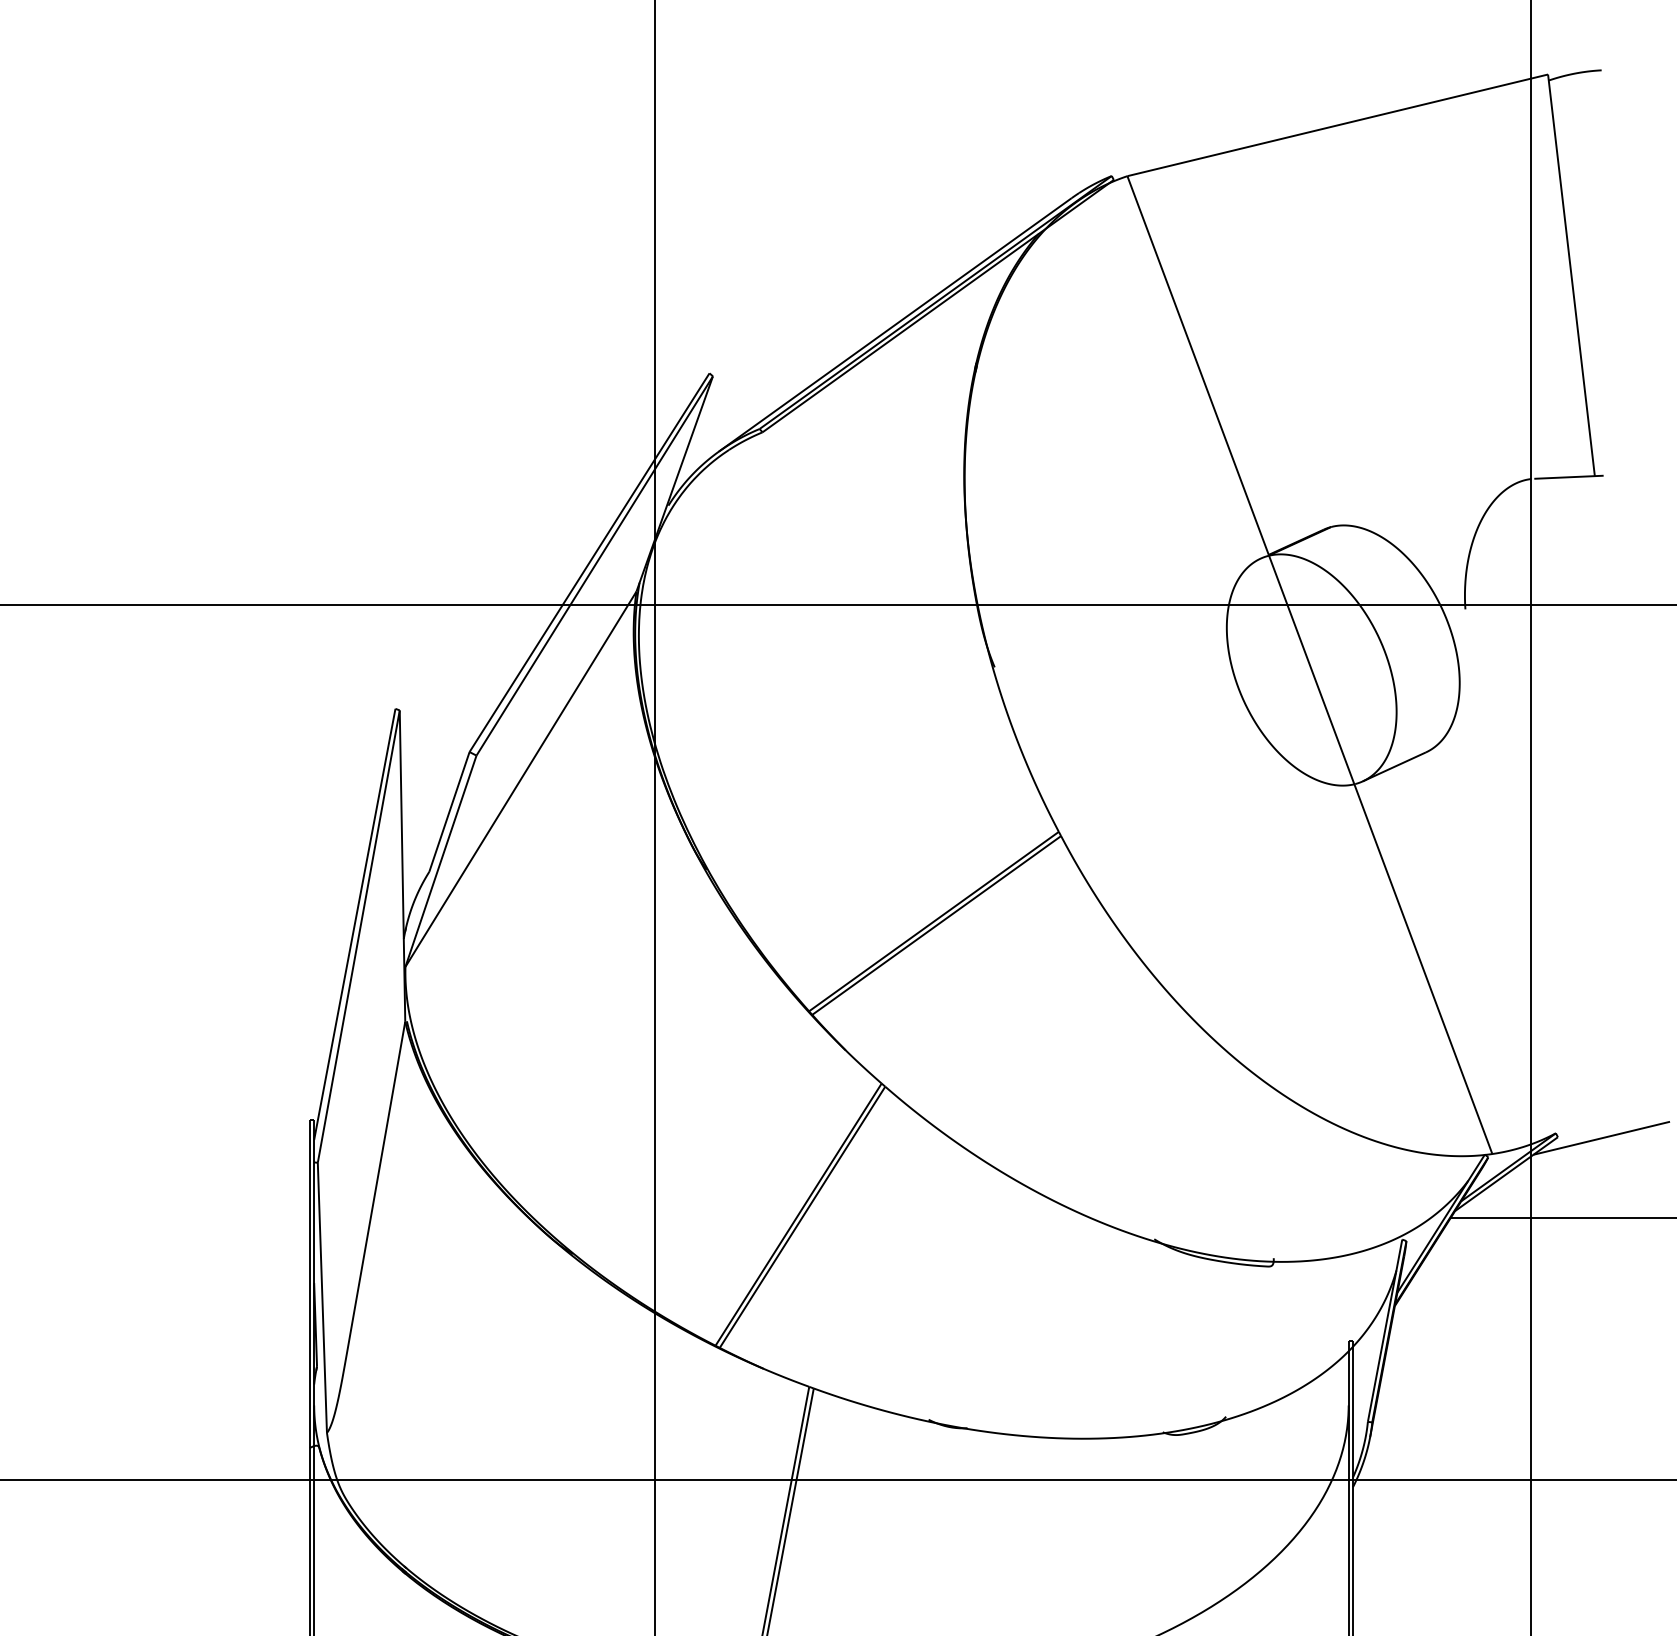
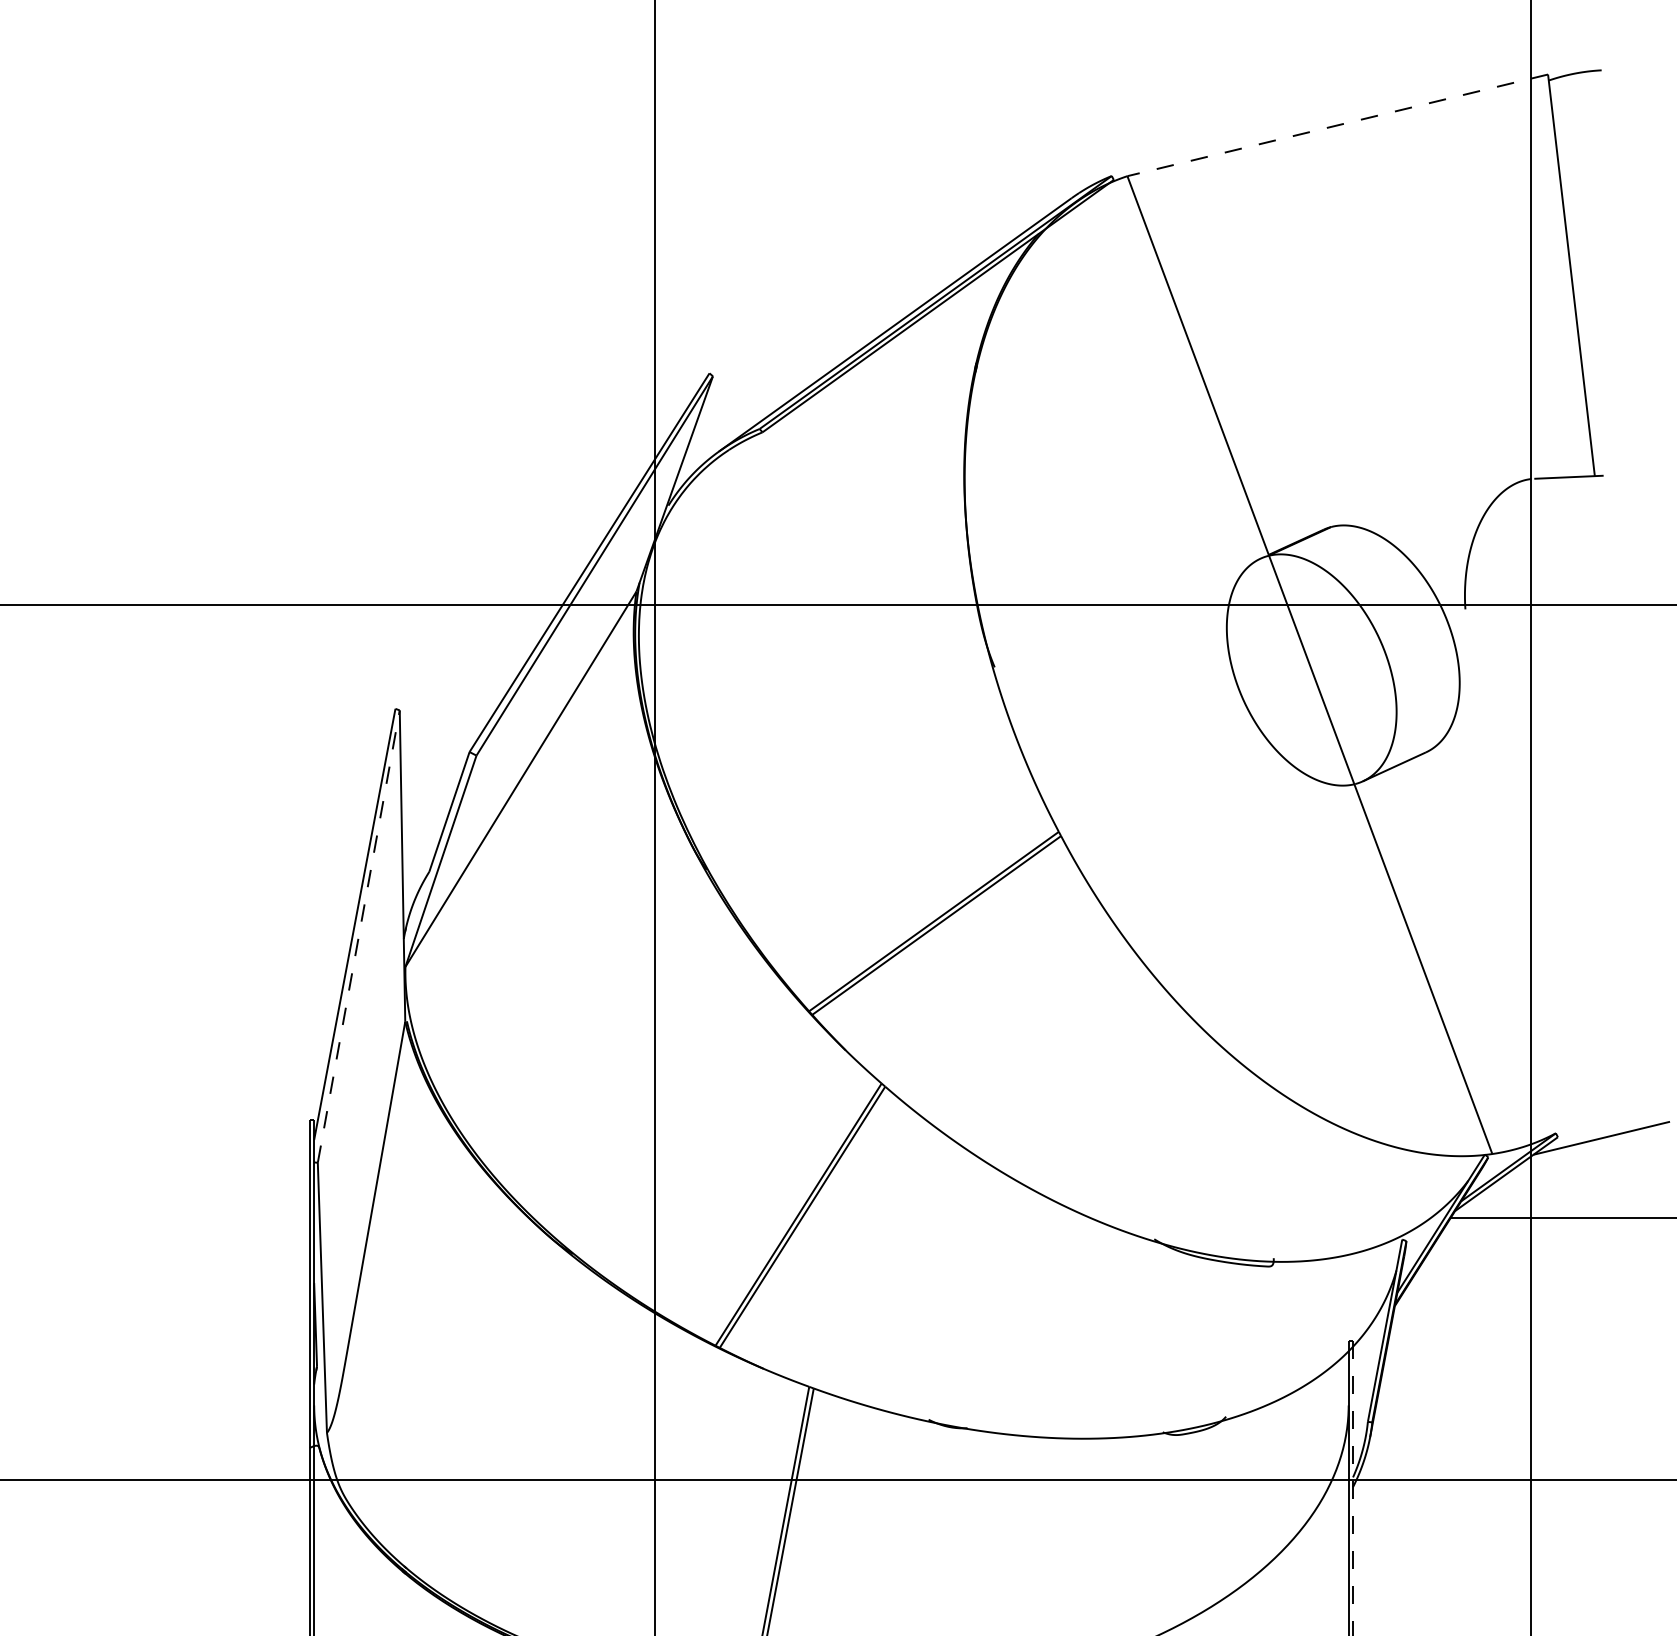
line: solid -> dashed (1337, 125)
line: solid -> dashed (358, 936)
line: solid -> dashed (1353, 1489)
